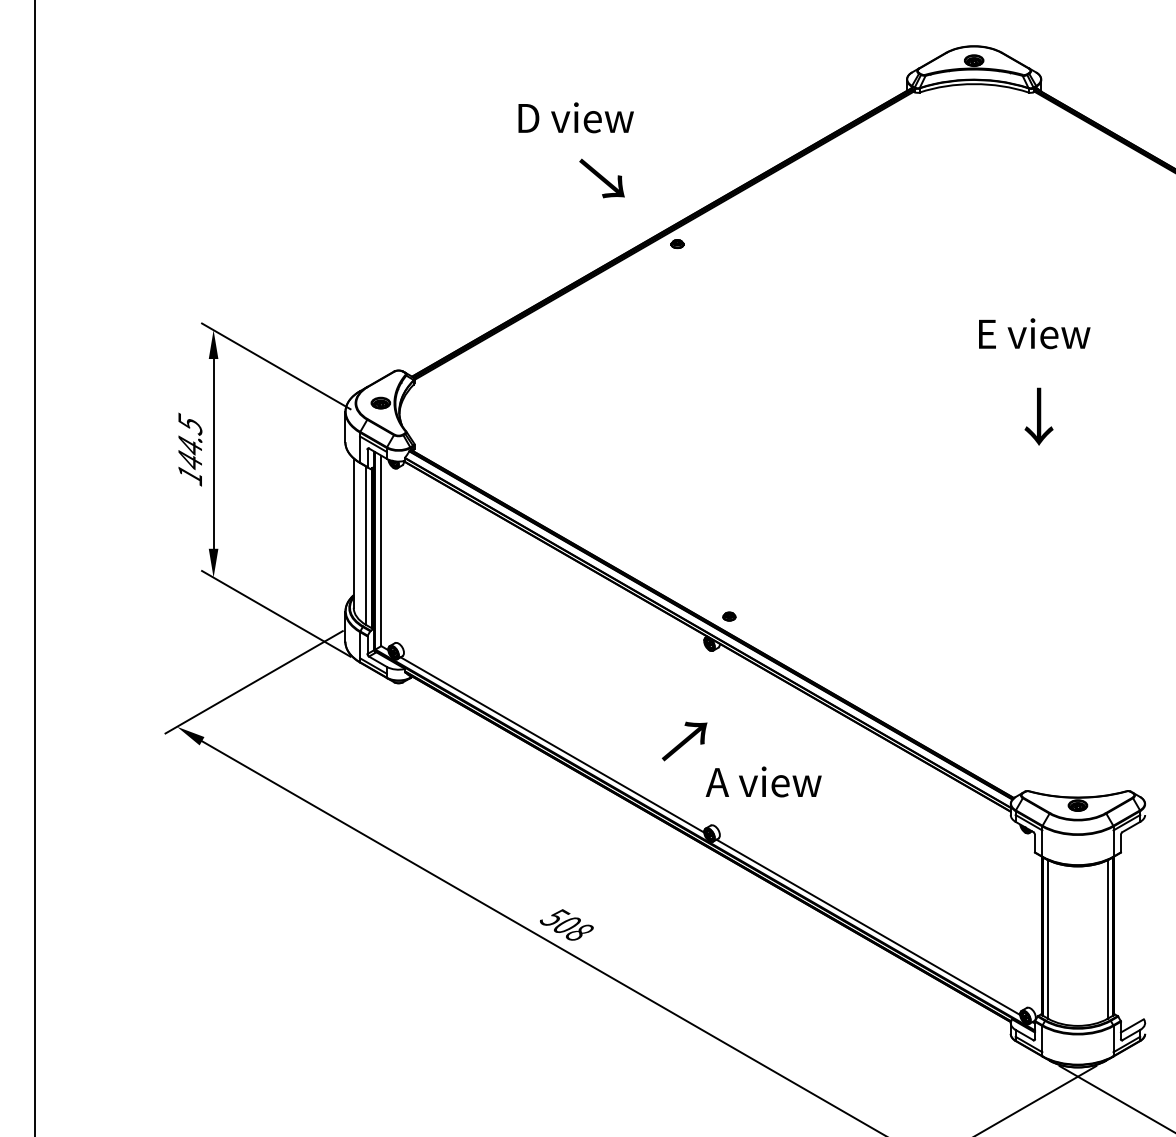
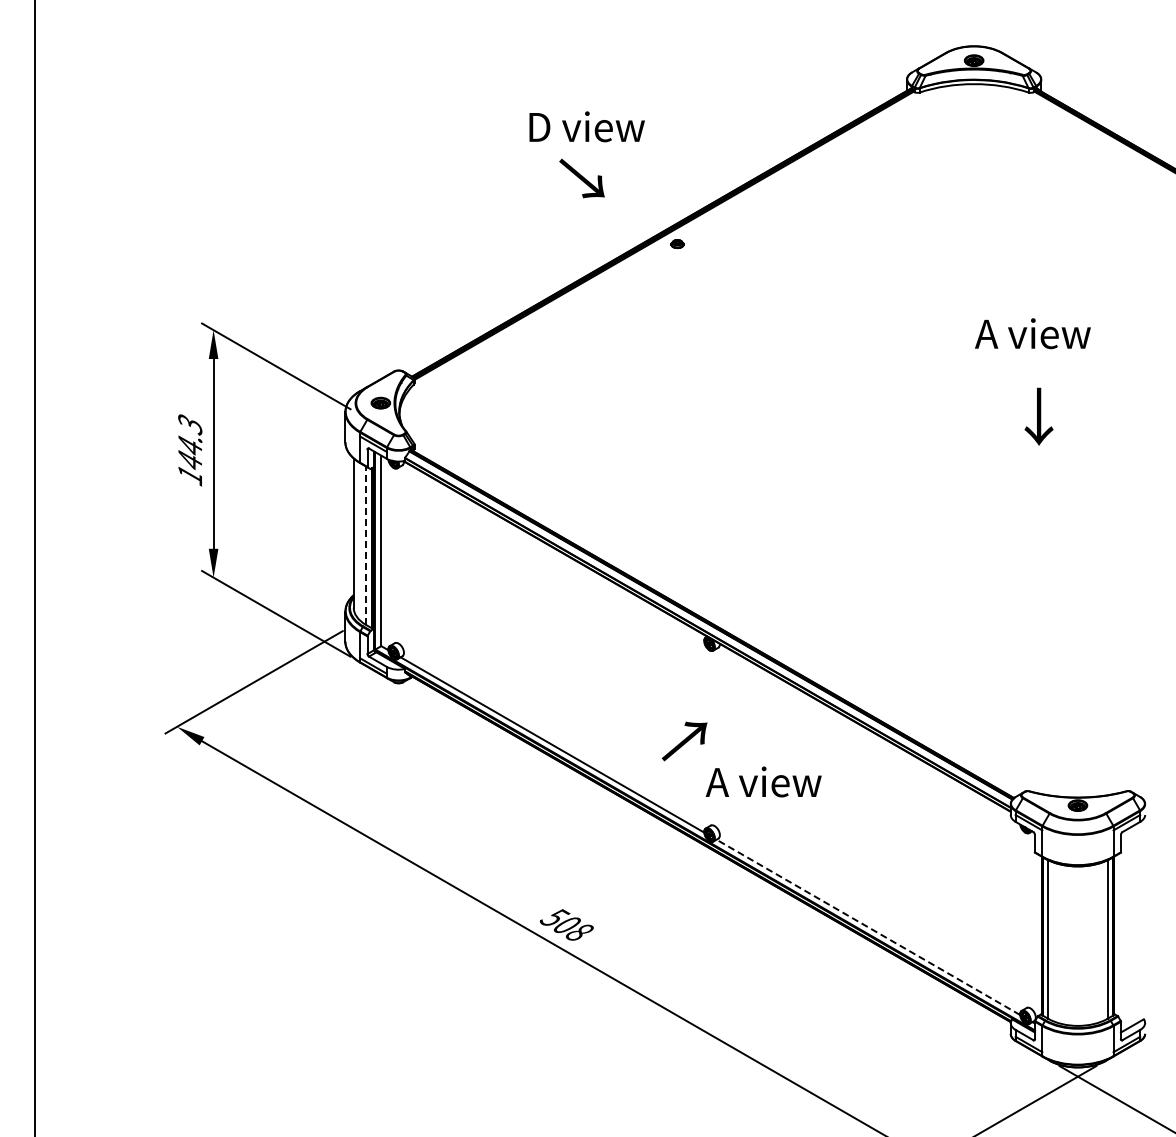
text position: (575, 117) -> (586, 126) (586, 126)
text position: (601, 178) -> (581, 178) (581, 178)
text: E view -> A view (1032, 333)
text: 144.5 -> 144.3 (189, 422)
line: solid -> dashed (366, 545)
part: present -> none (729, 616)
line: solid -> dashed (867, 927)
